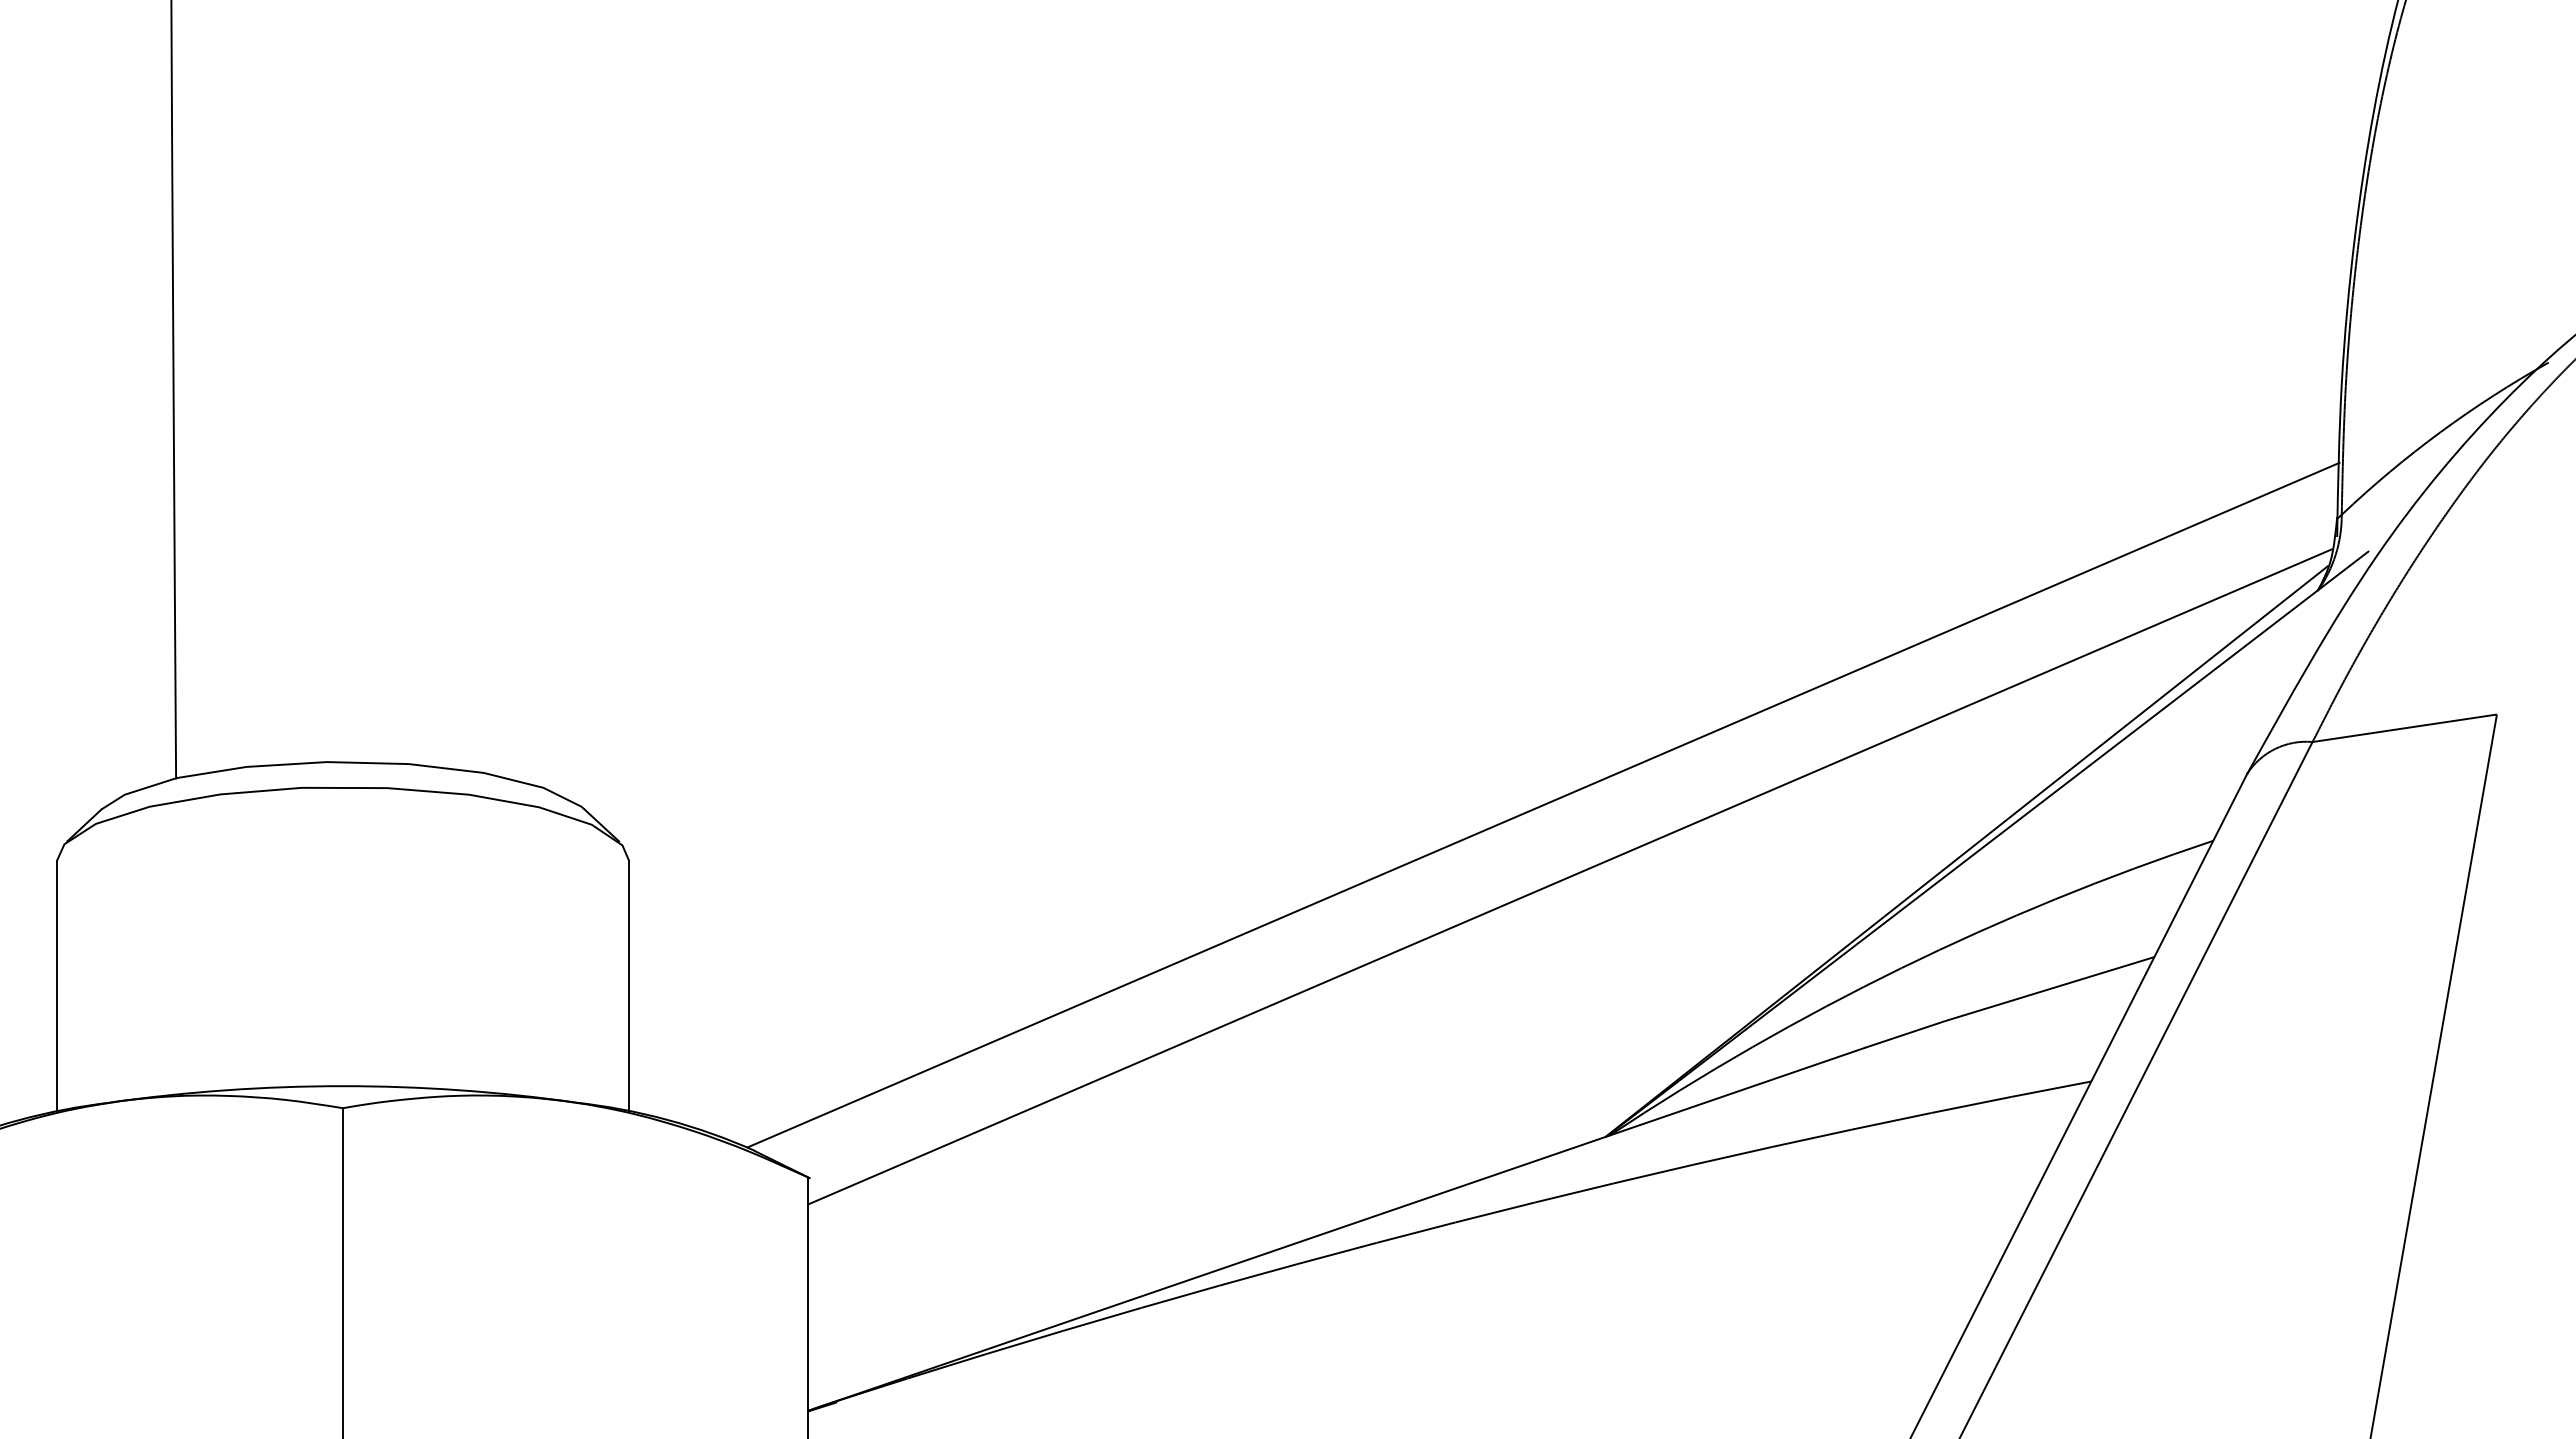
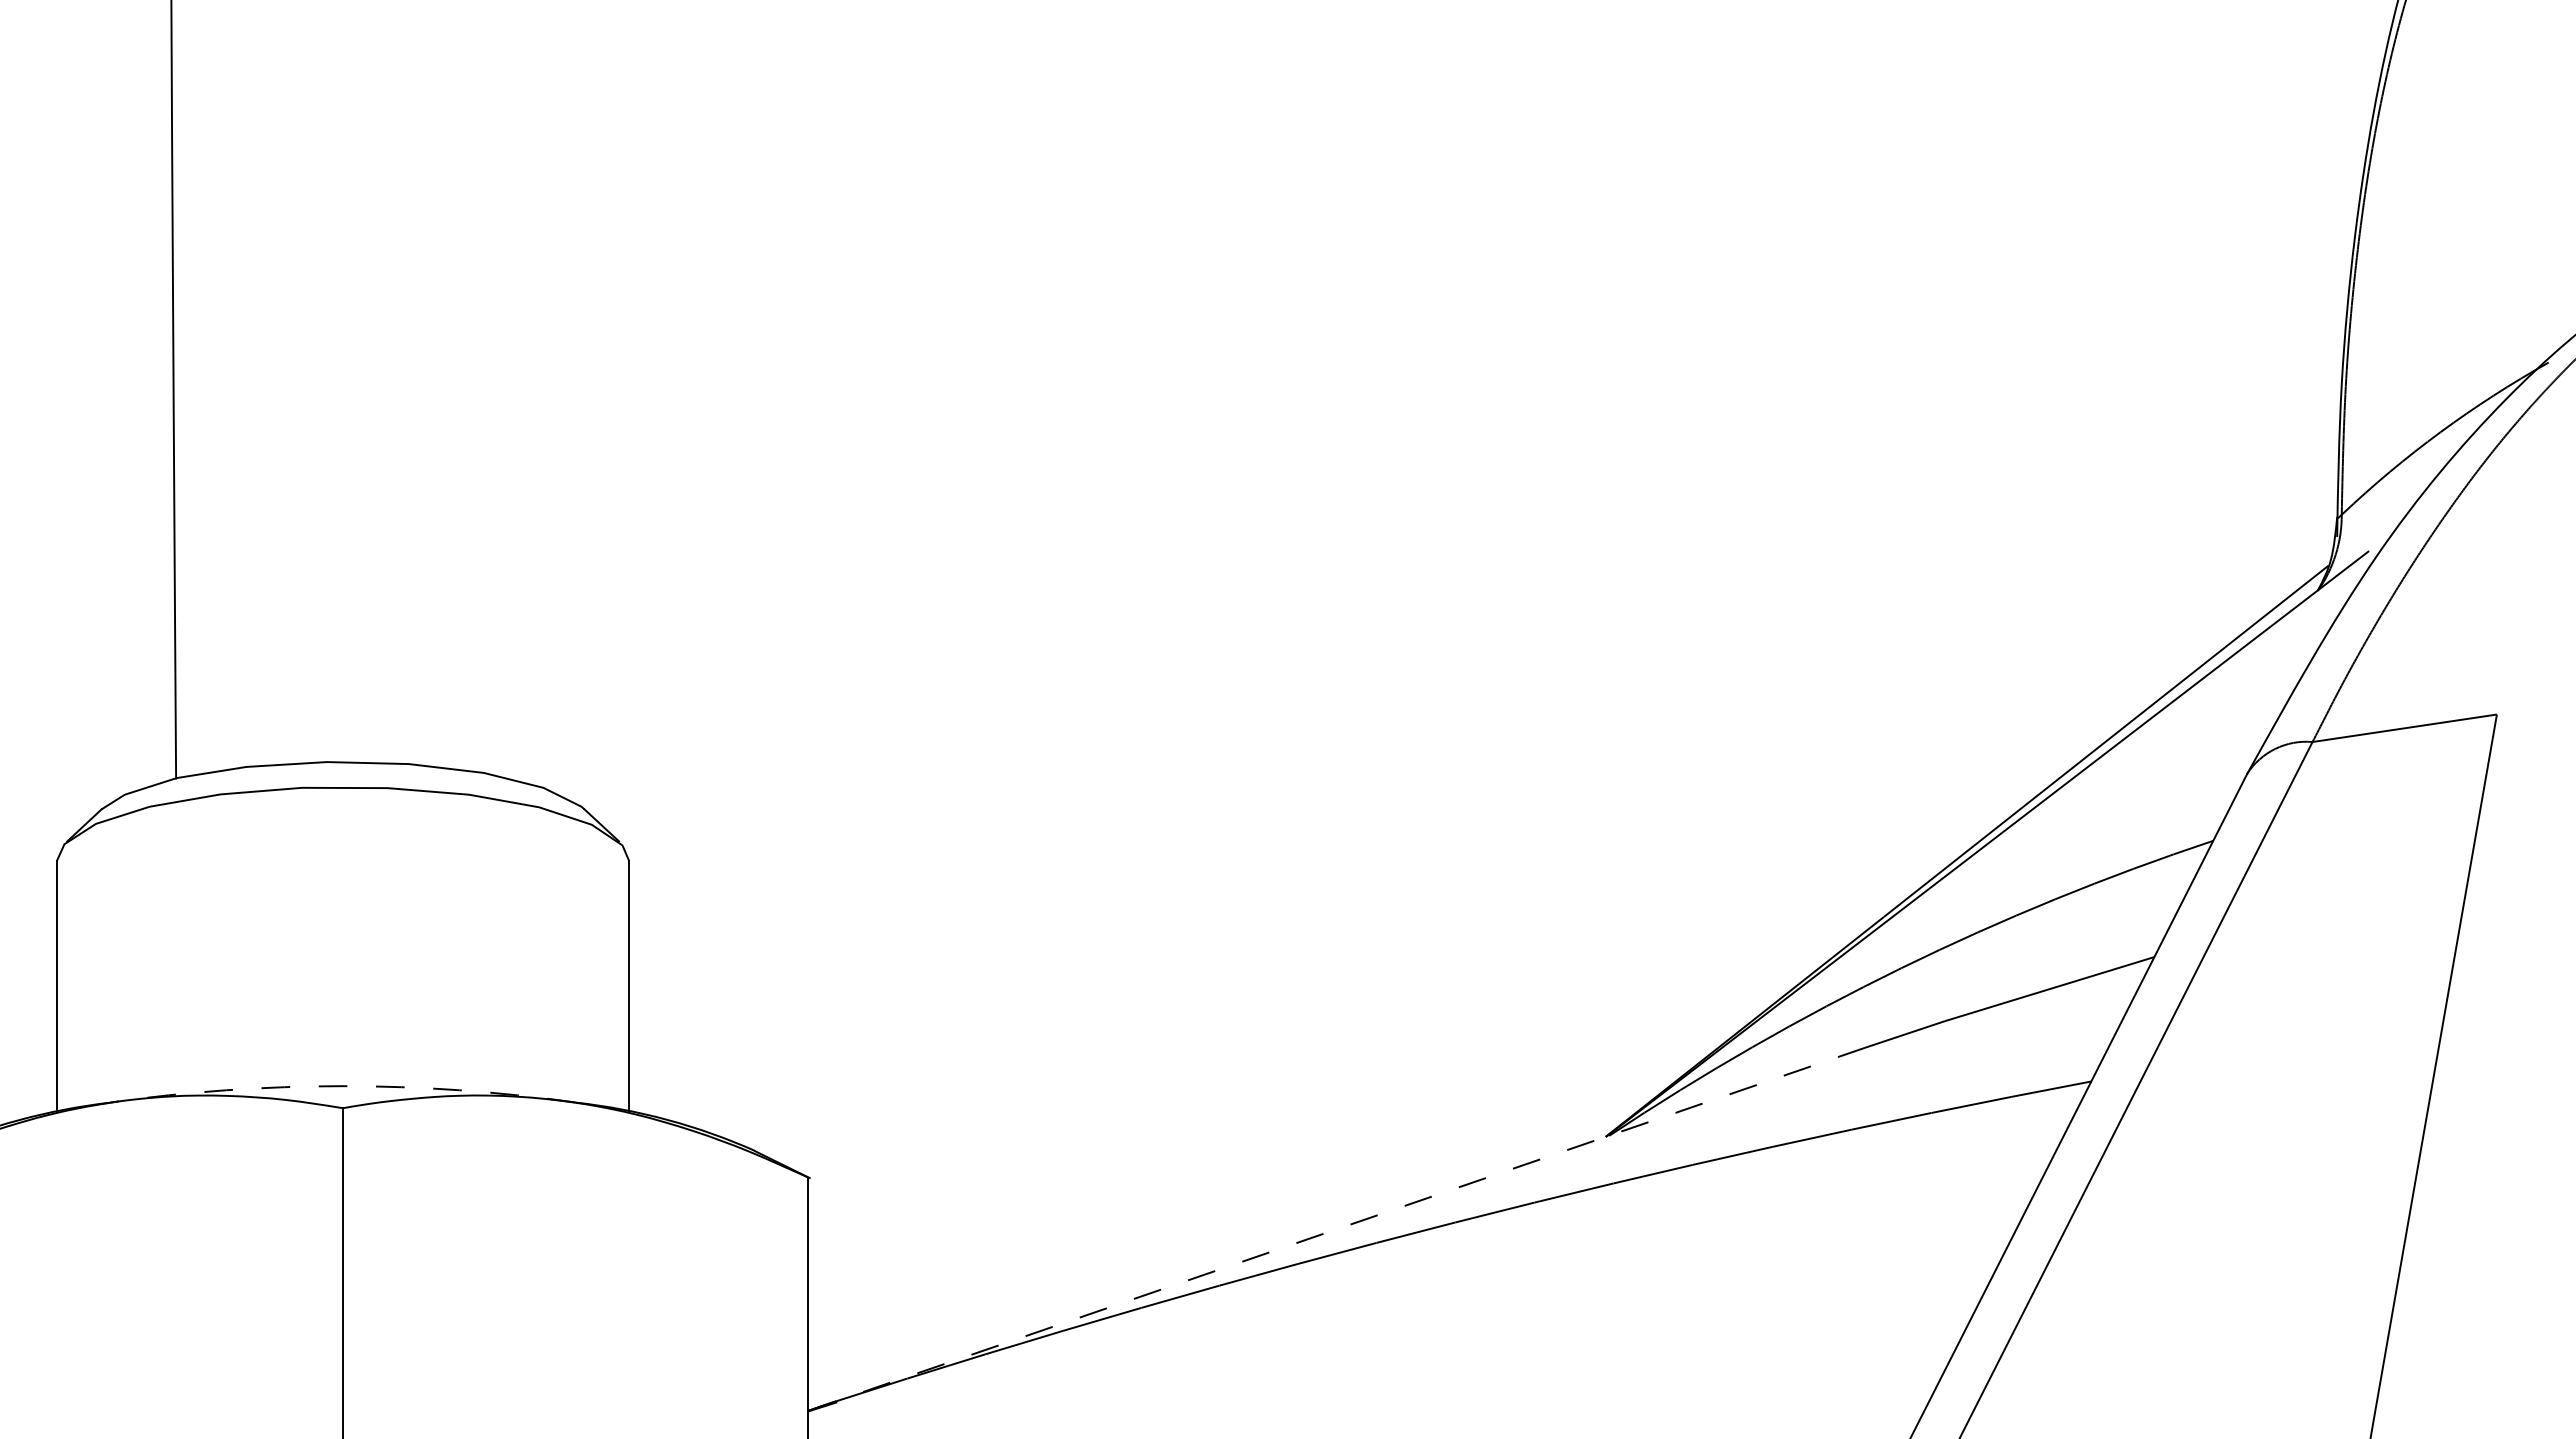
line: present -> none (1543, 804)
line: present -> none (1570, 876)
arc: solid -> dashed (343, 1086)
line: solid -> dashed (1336, 1229)
